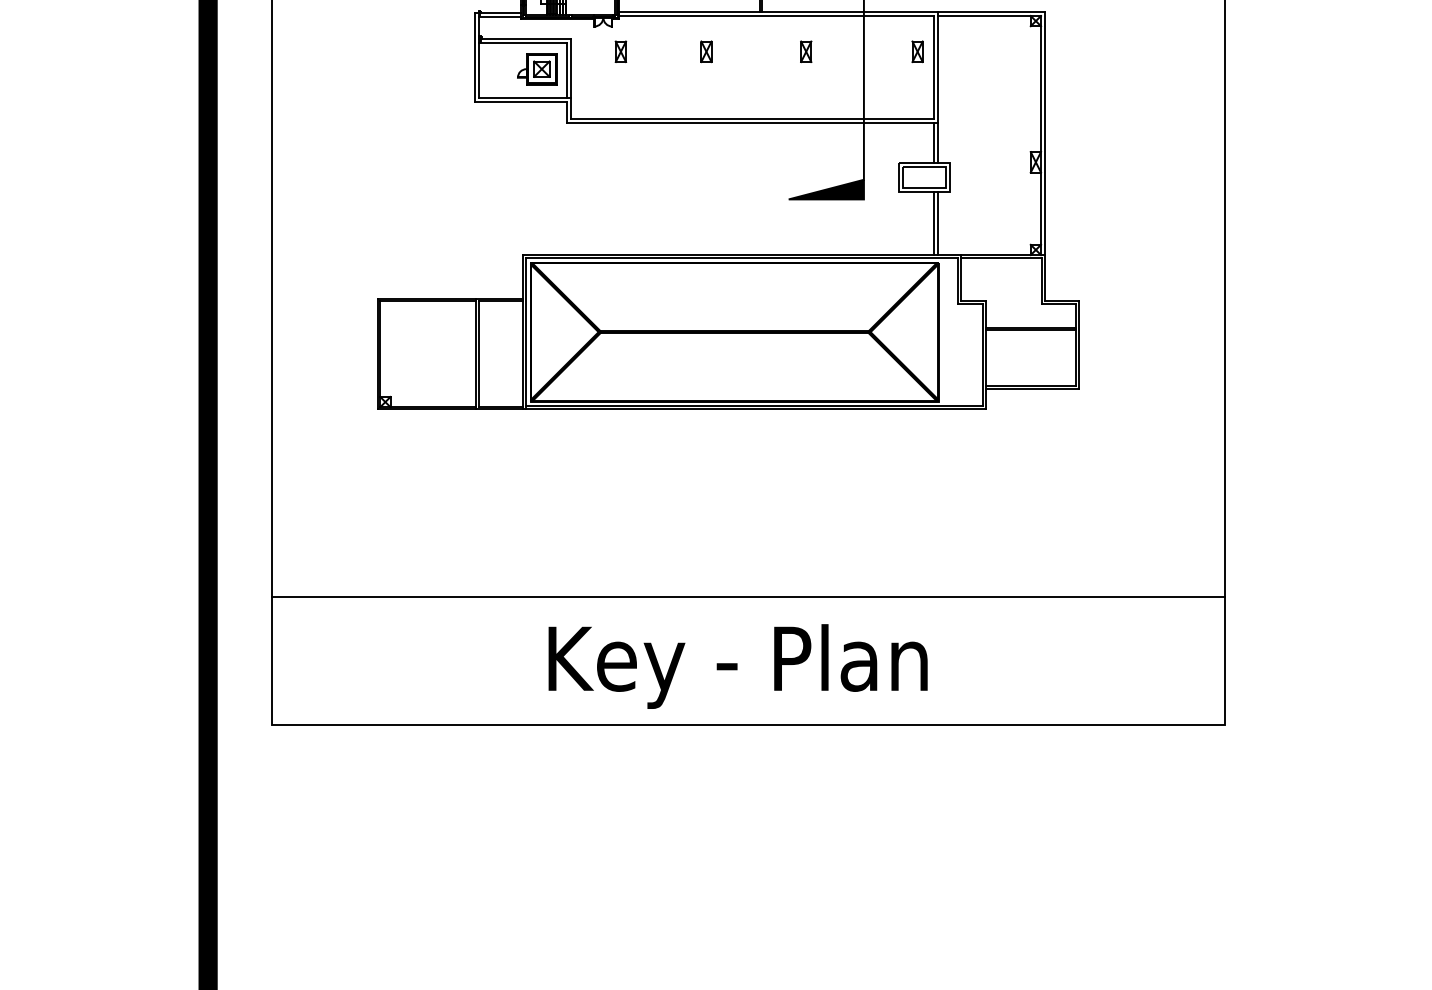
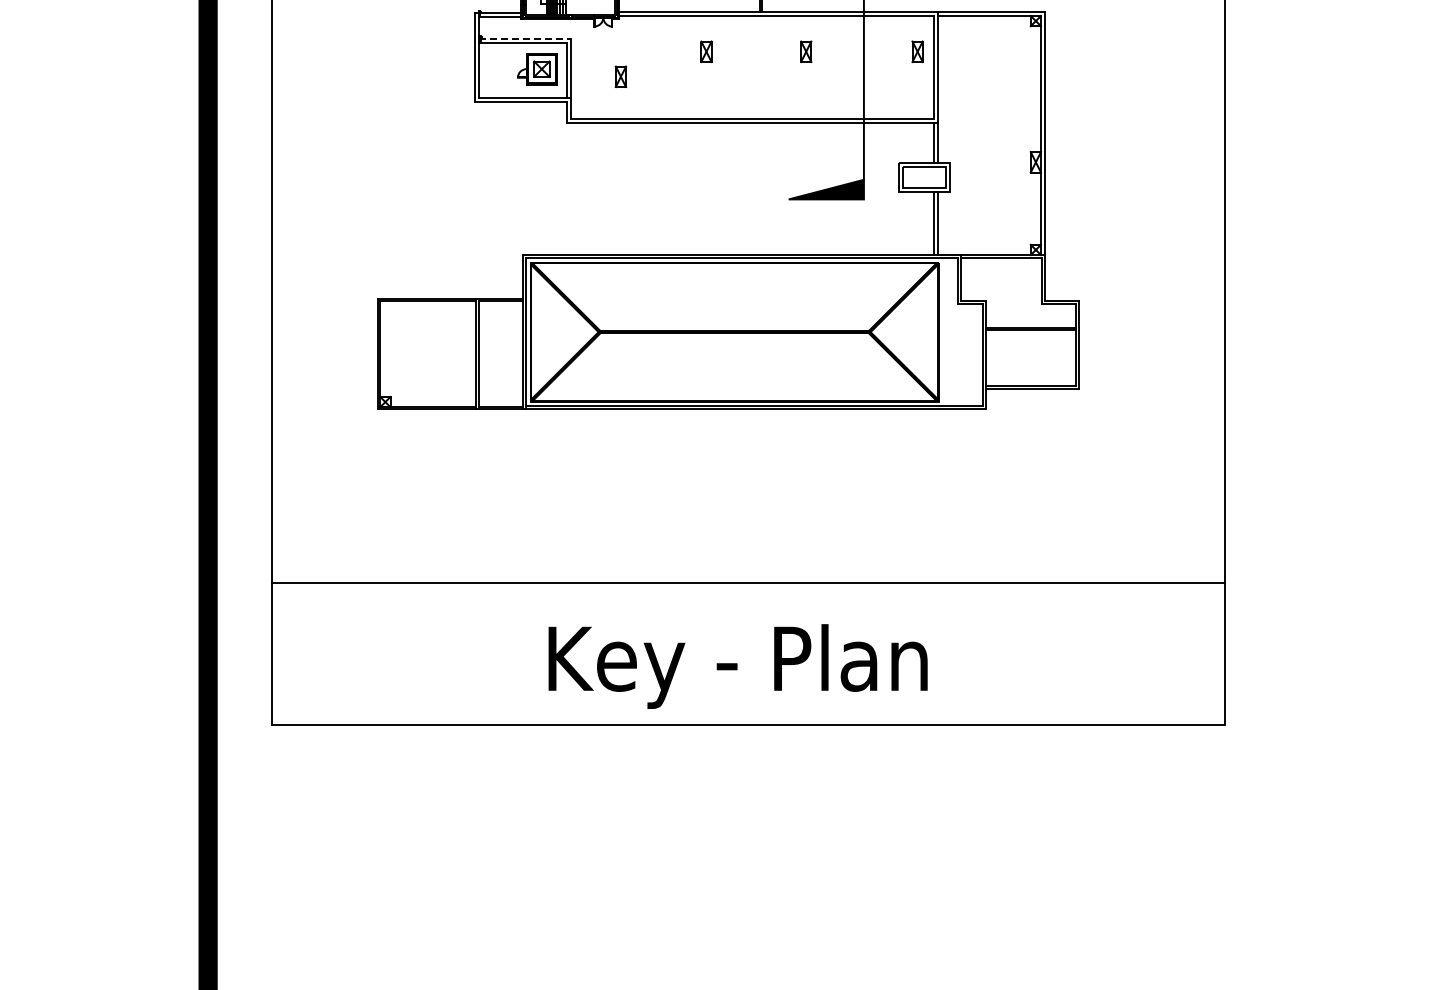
line: solid -> dashed (525, 38)
part position: (620, 51) -> (620, 76) (620, 76)
line position: (748, 597) -> (748, 583) (748, 583)
